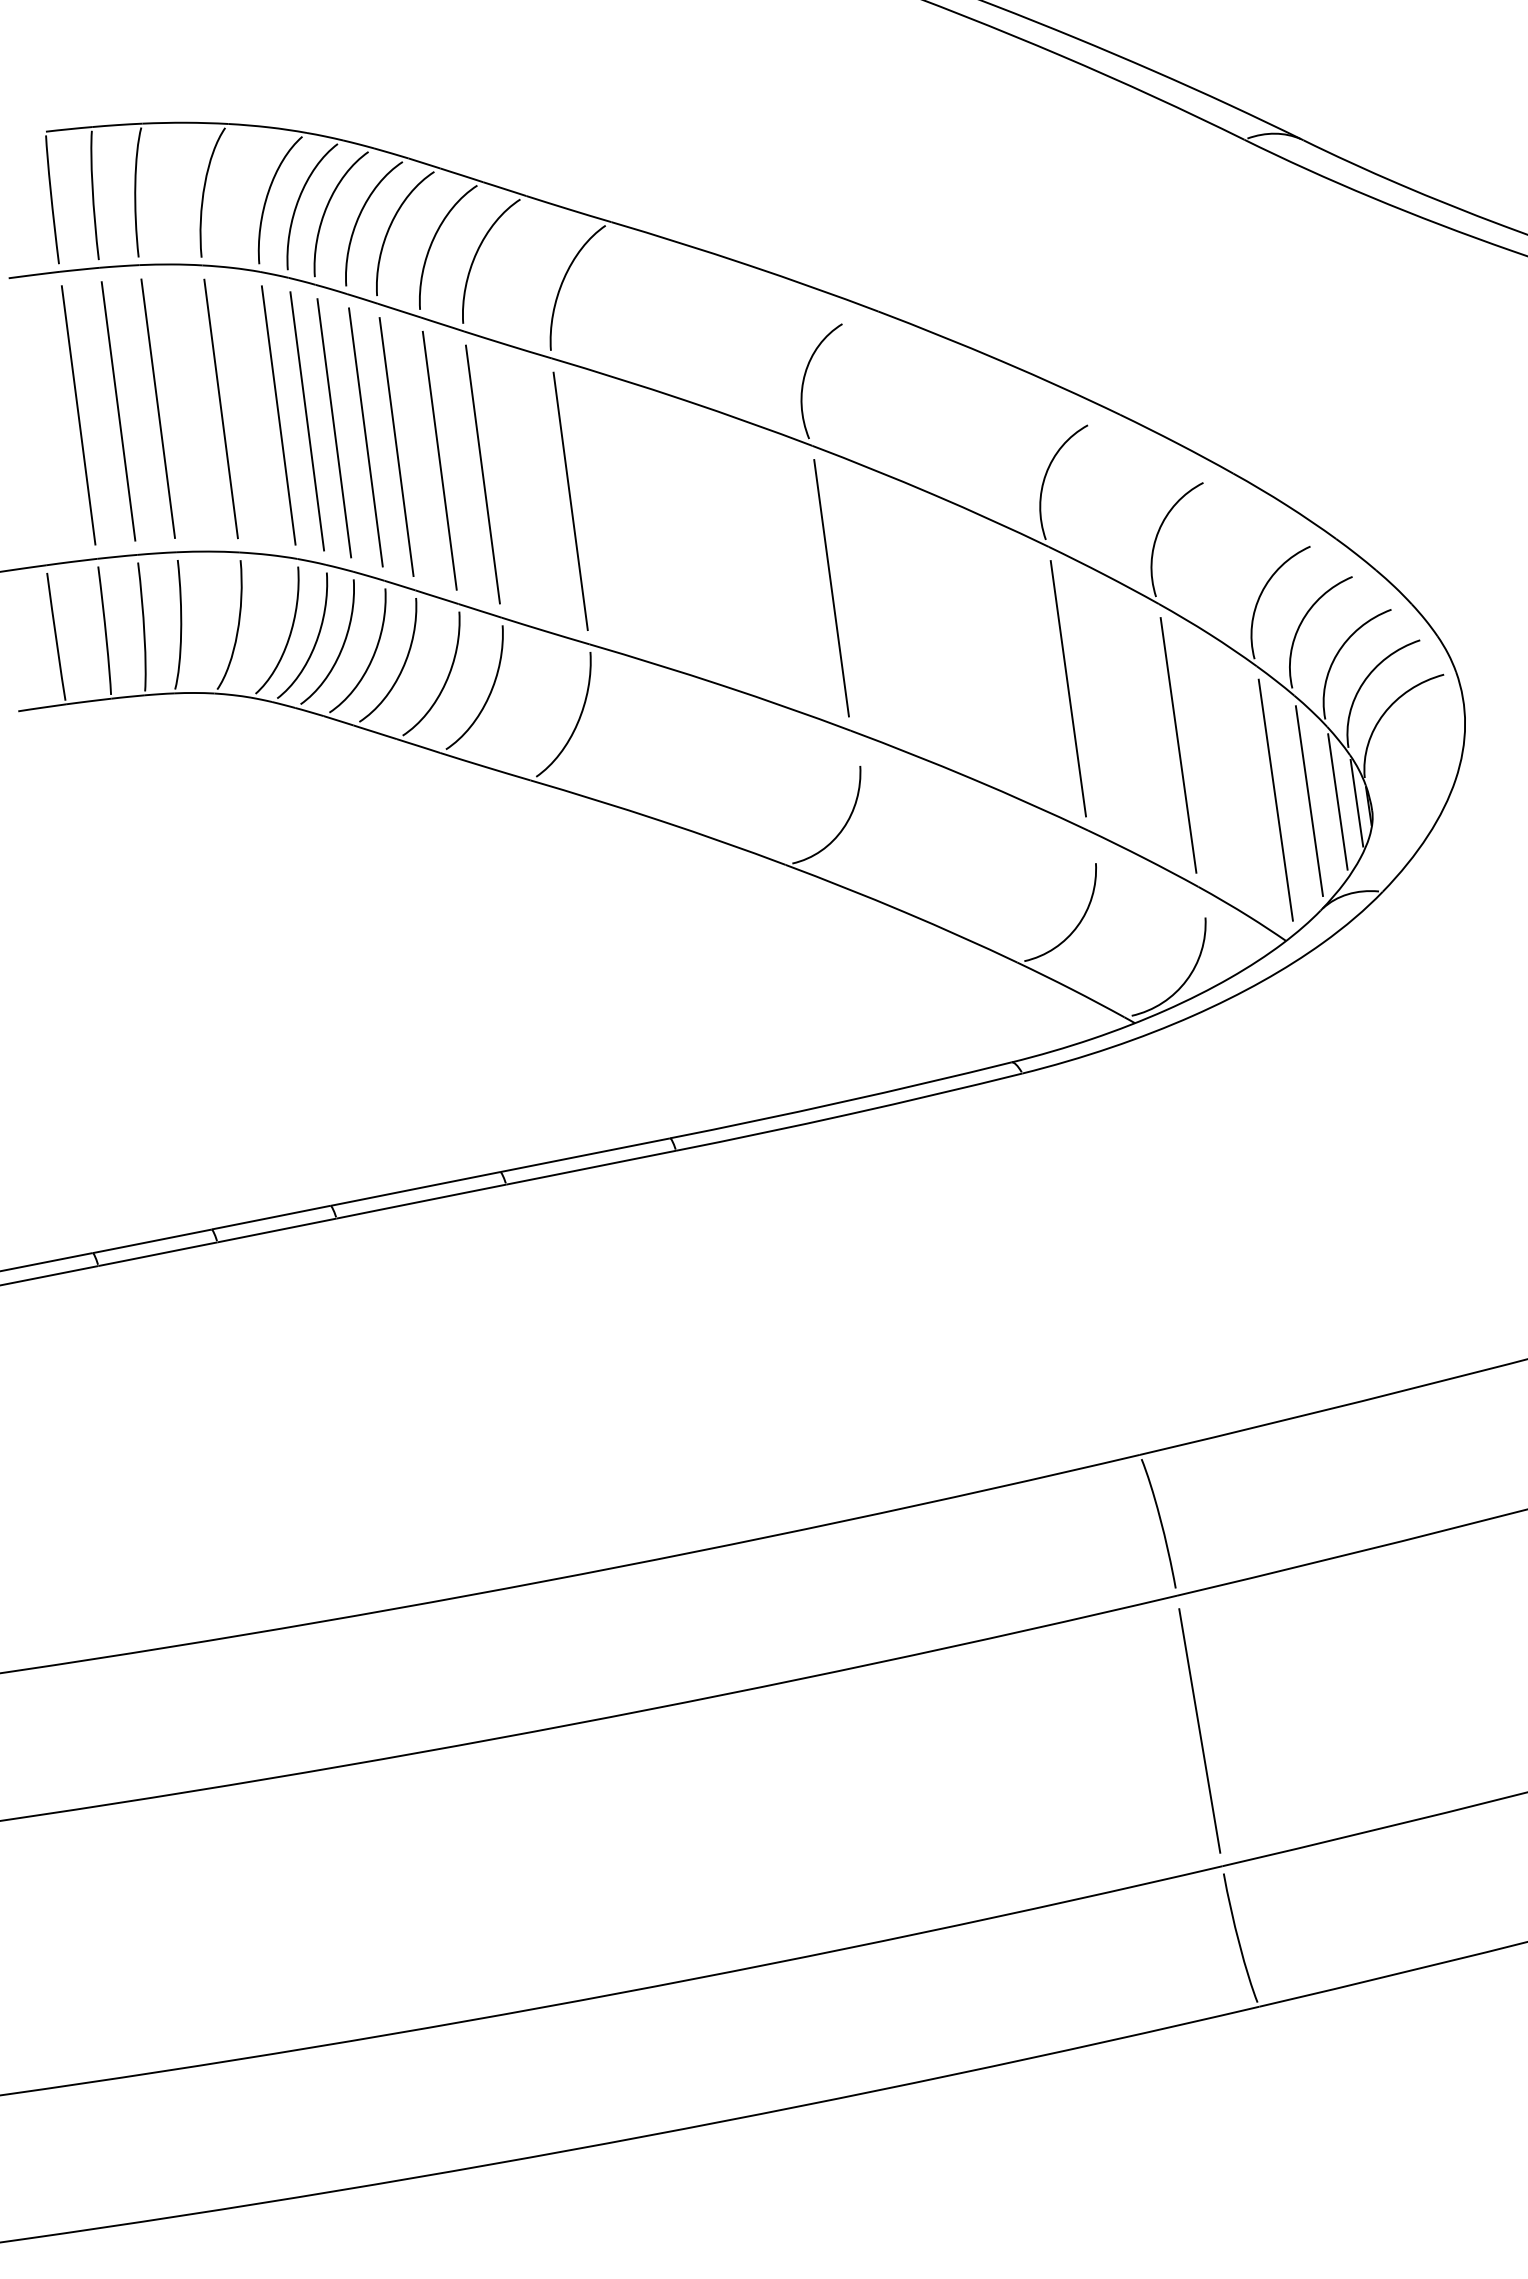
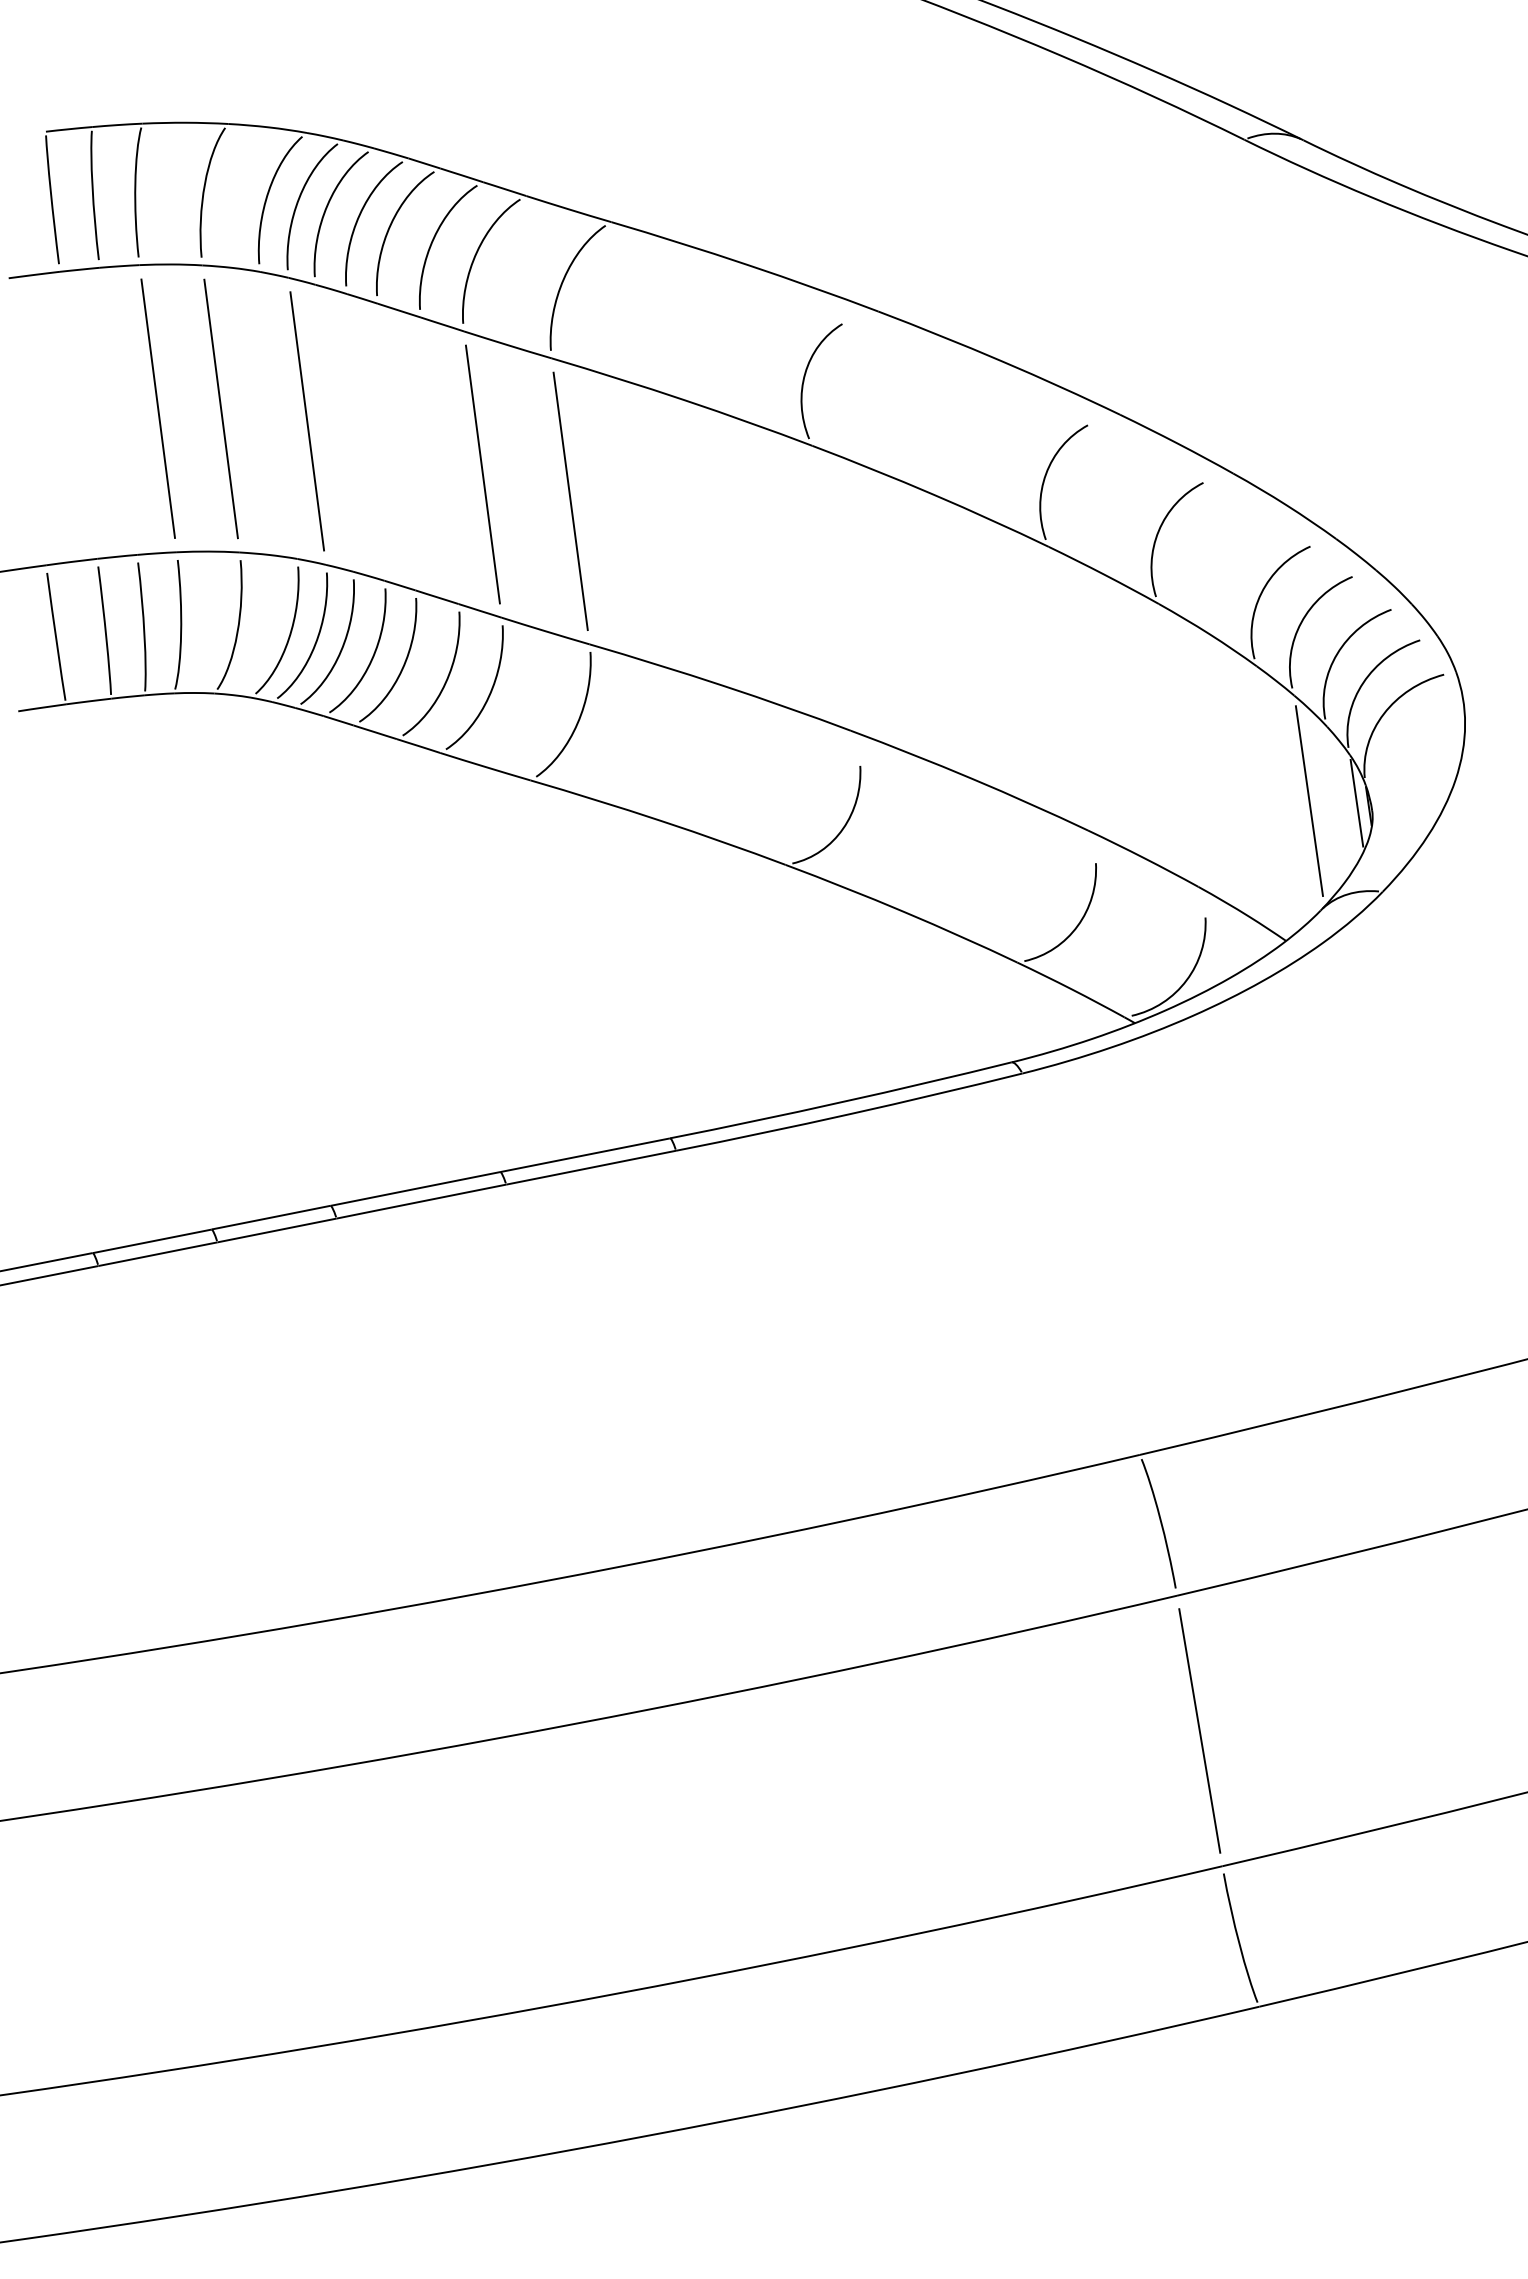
line: present -> none (118, 411)
line: present -> none (78, 415)
line: present -> none (278, 415)
line: present -> none (334, 428)
line: present -> none (365, 437)
line: present -> none (396, 447)
line: present -> none (439, 460)
line: present -> none (831, 588)
line: present -> none (1068, 688)
line: present -> none (1178, 745)
line: present -> none (1275, 799)
line: present -> none (1337, 801)
